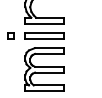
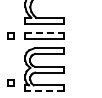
line: solid -> dashed (45, 32)
part: none -> present (10, 82)
line: solid -> dashed (44, 91)
